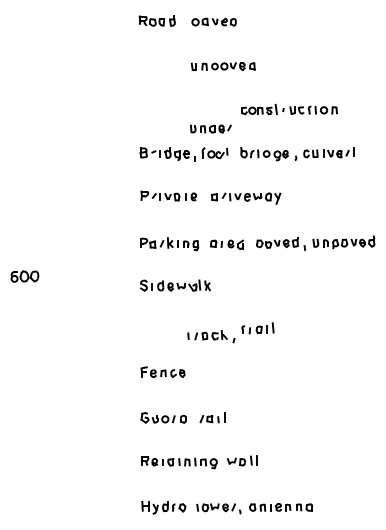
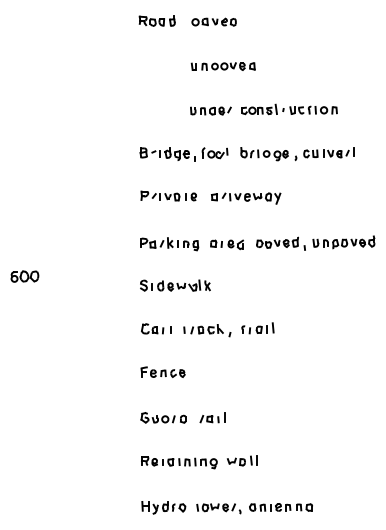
part position: (210, 128) -> (210, 110) (210, 110)
part: none -> present (156, 328)
part position: (211, 336) -> (207, 330) (207, 330)
